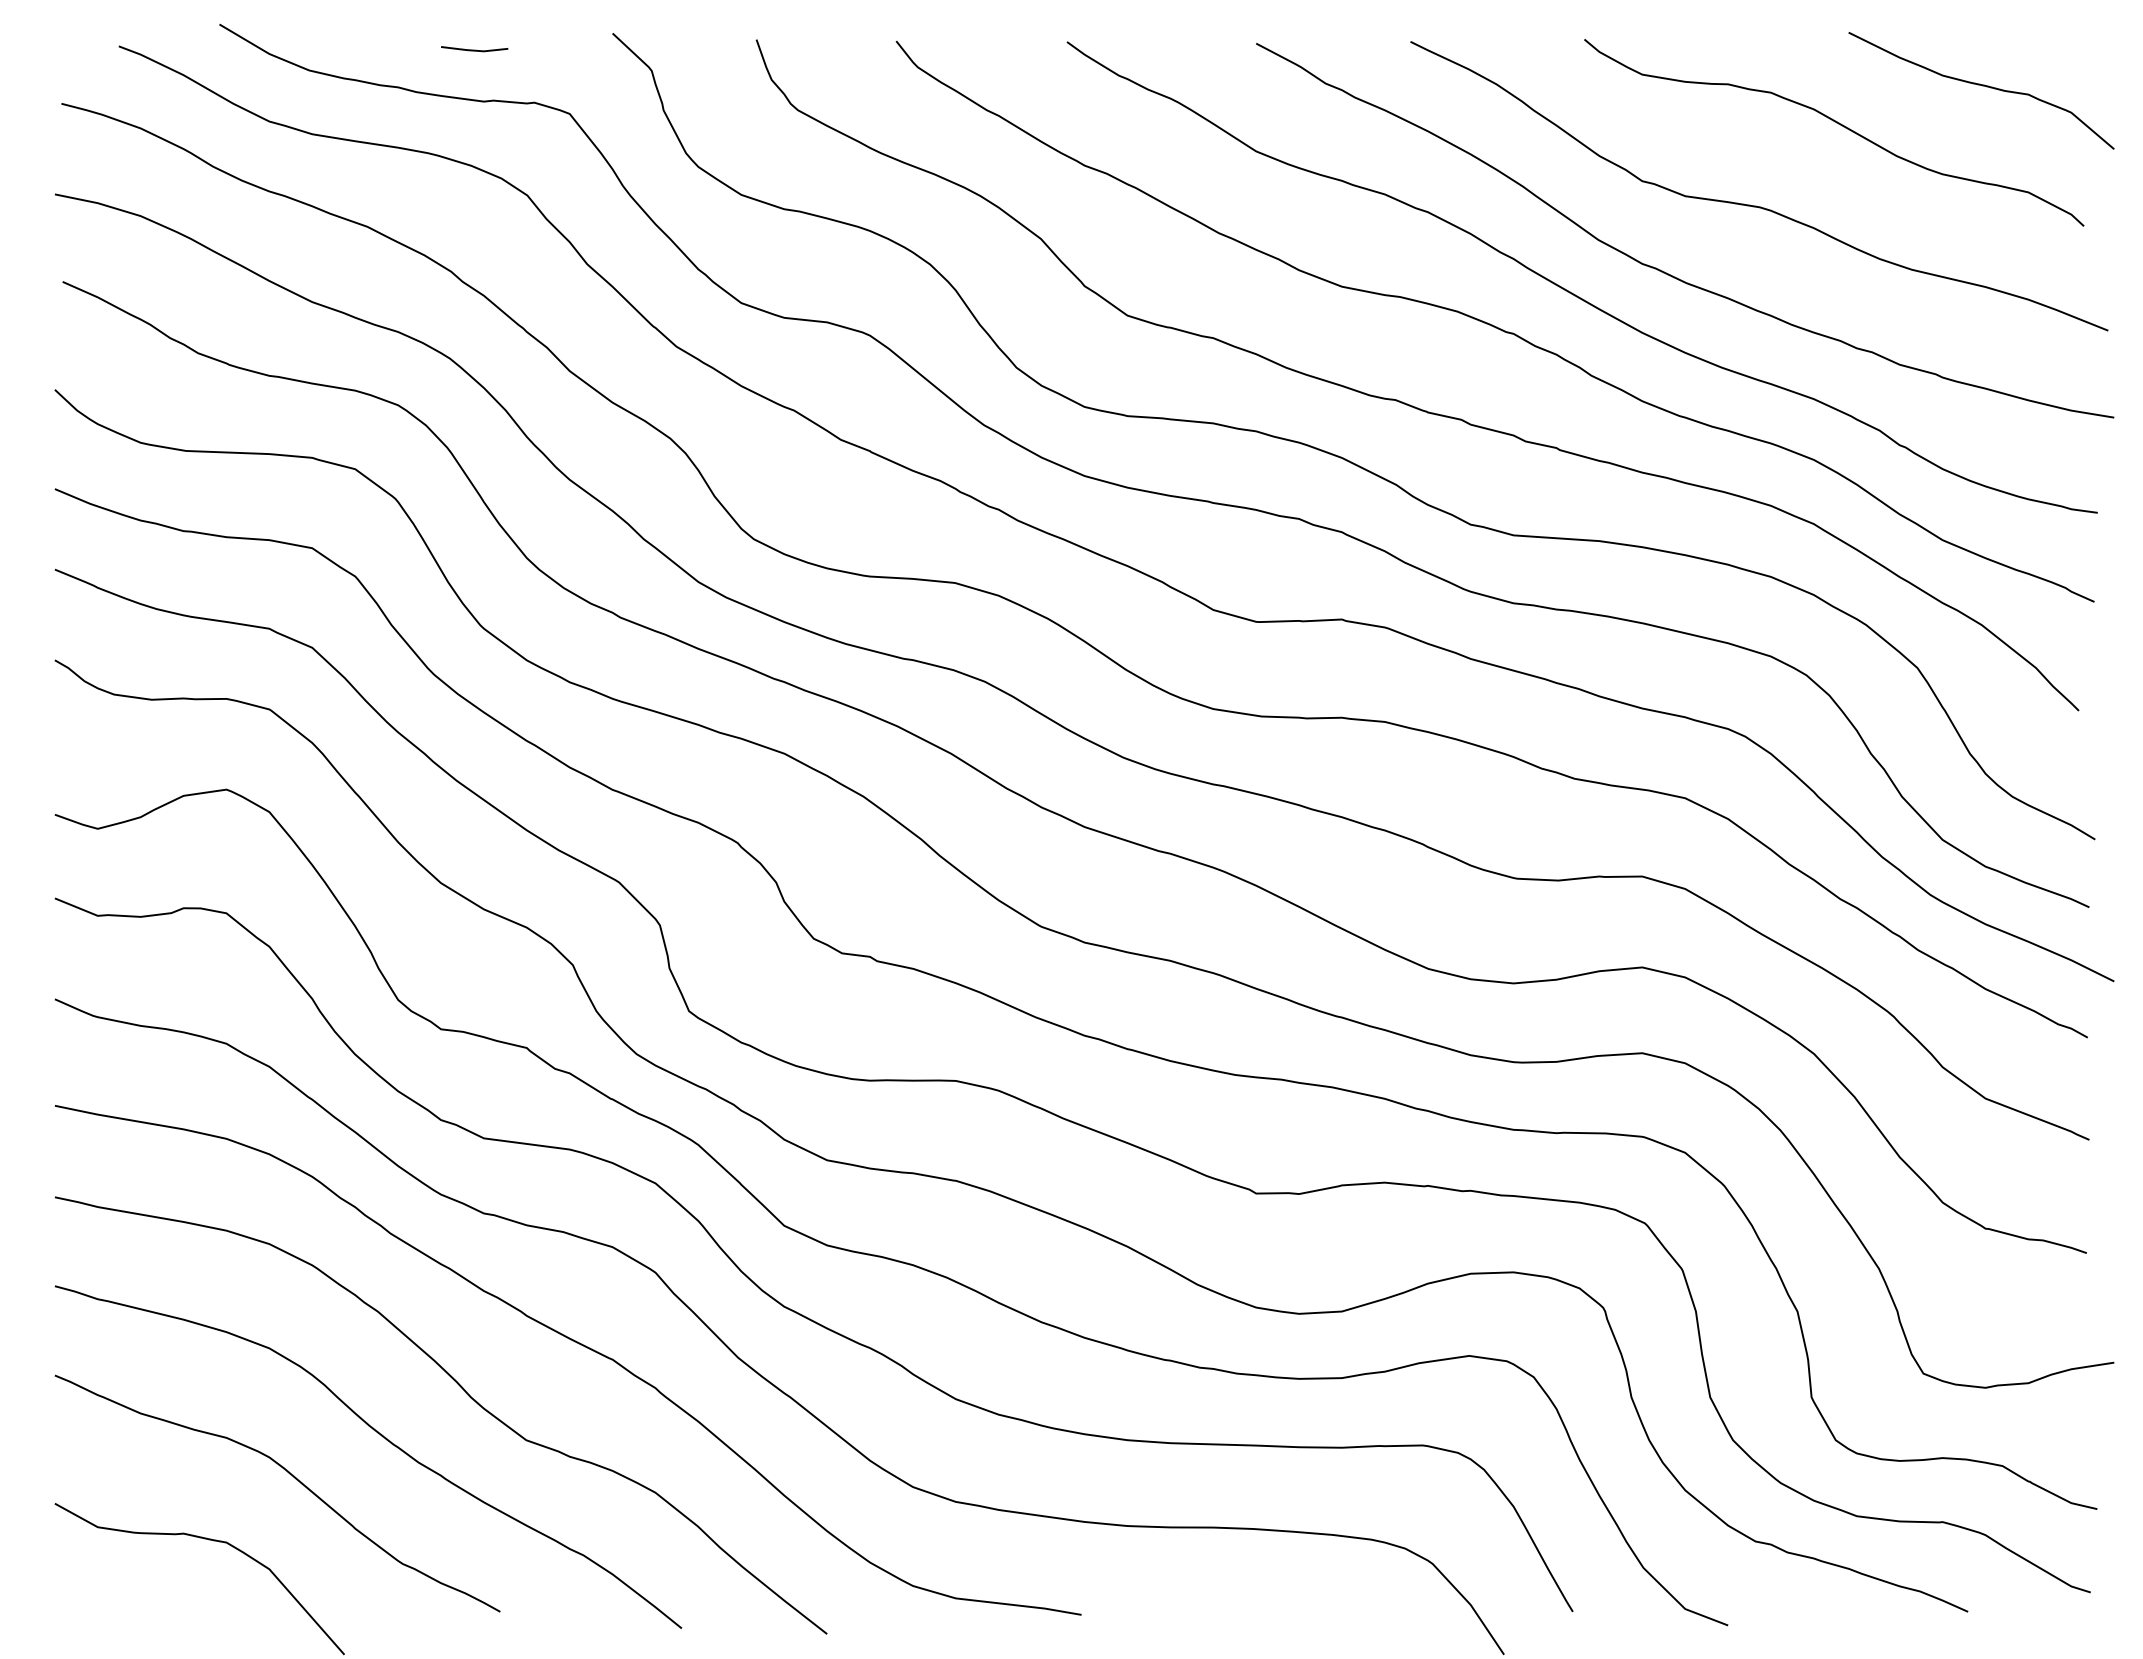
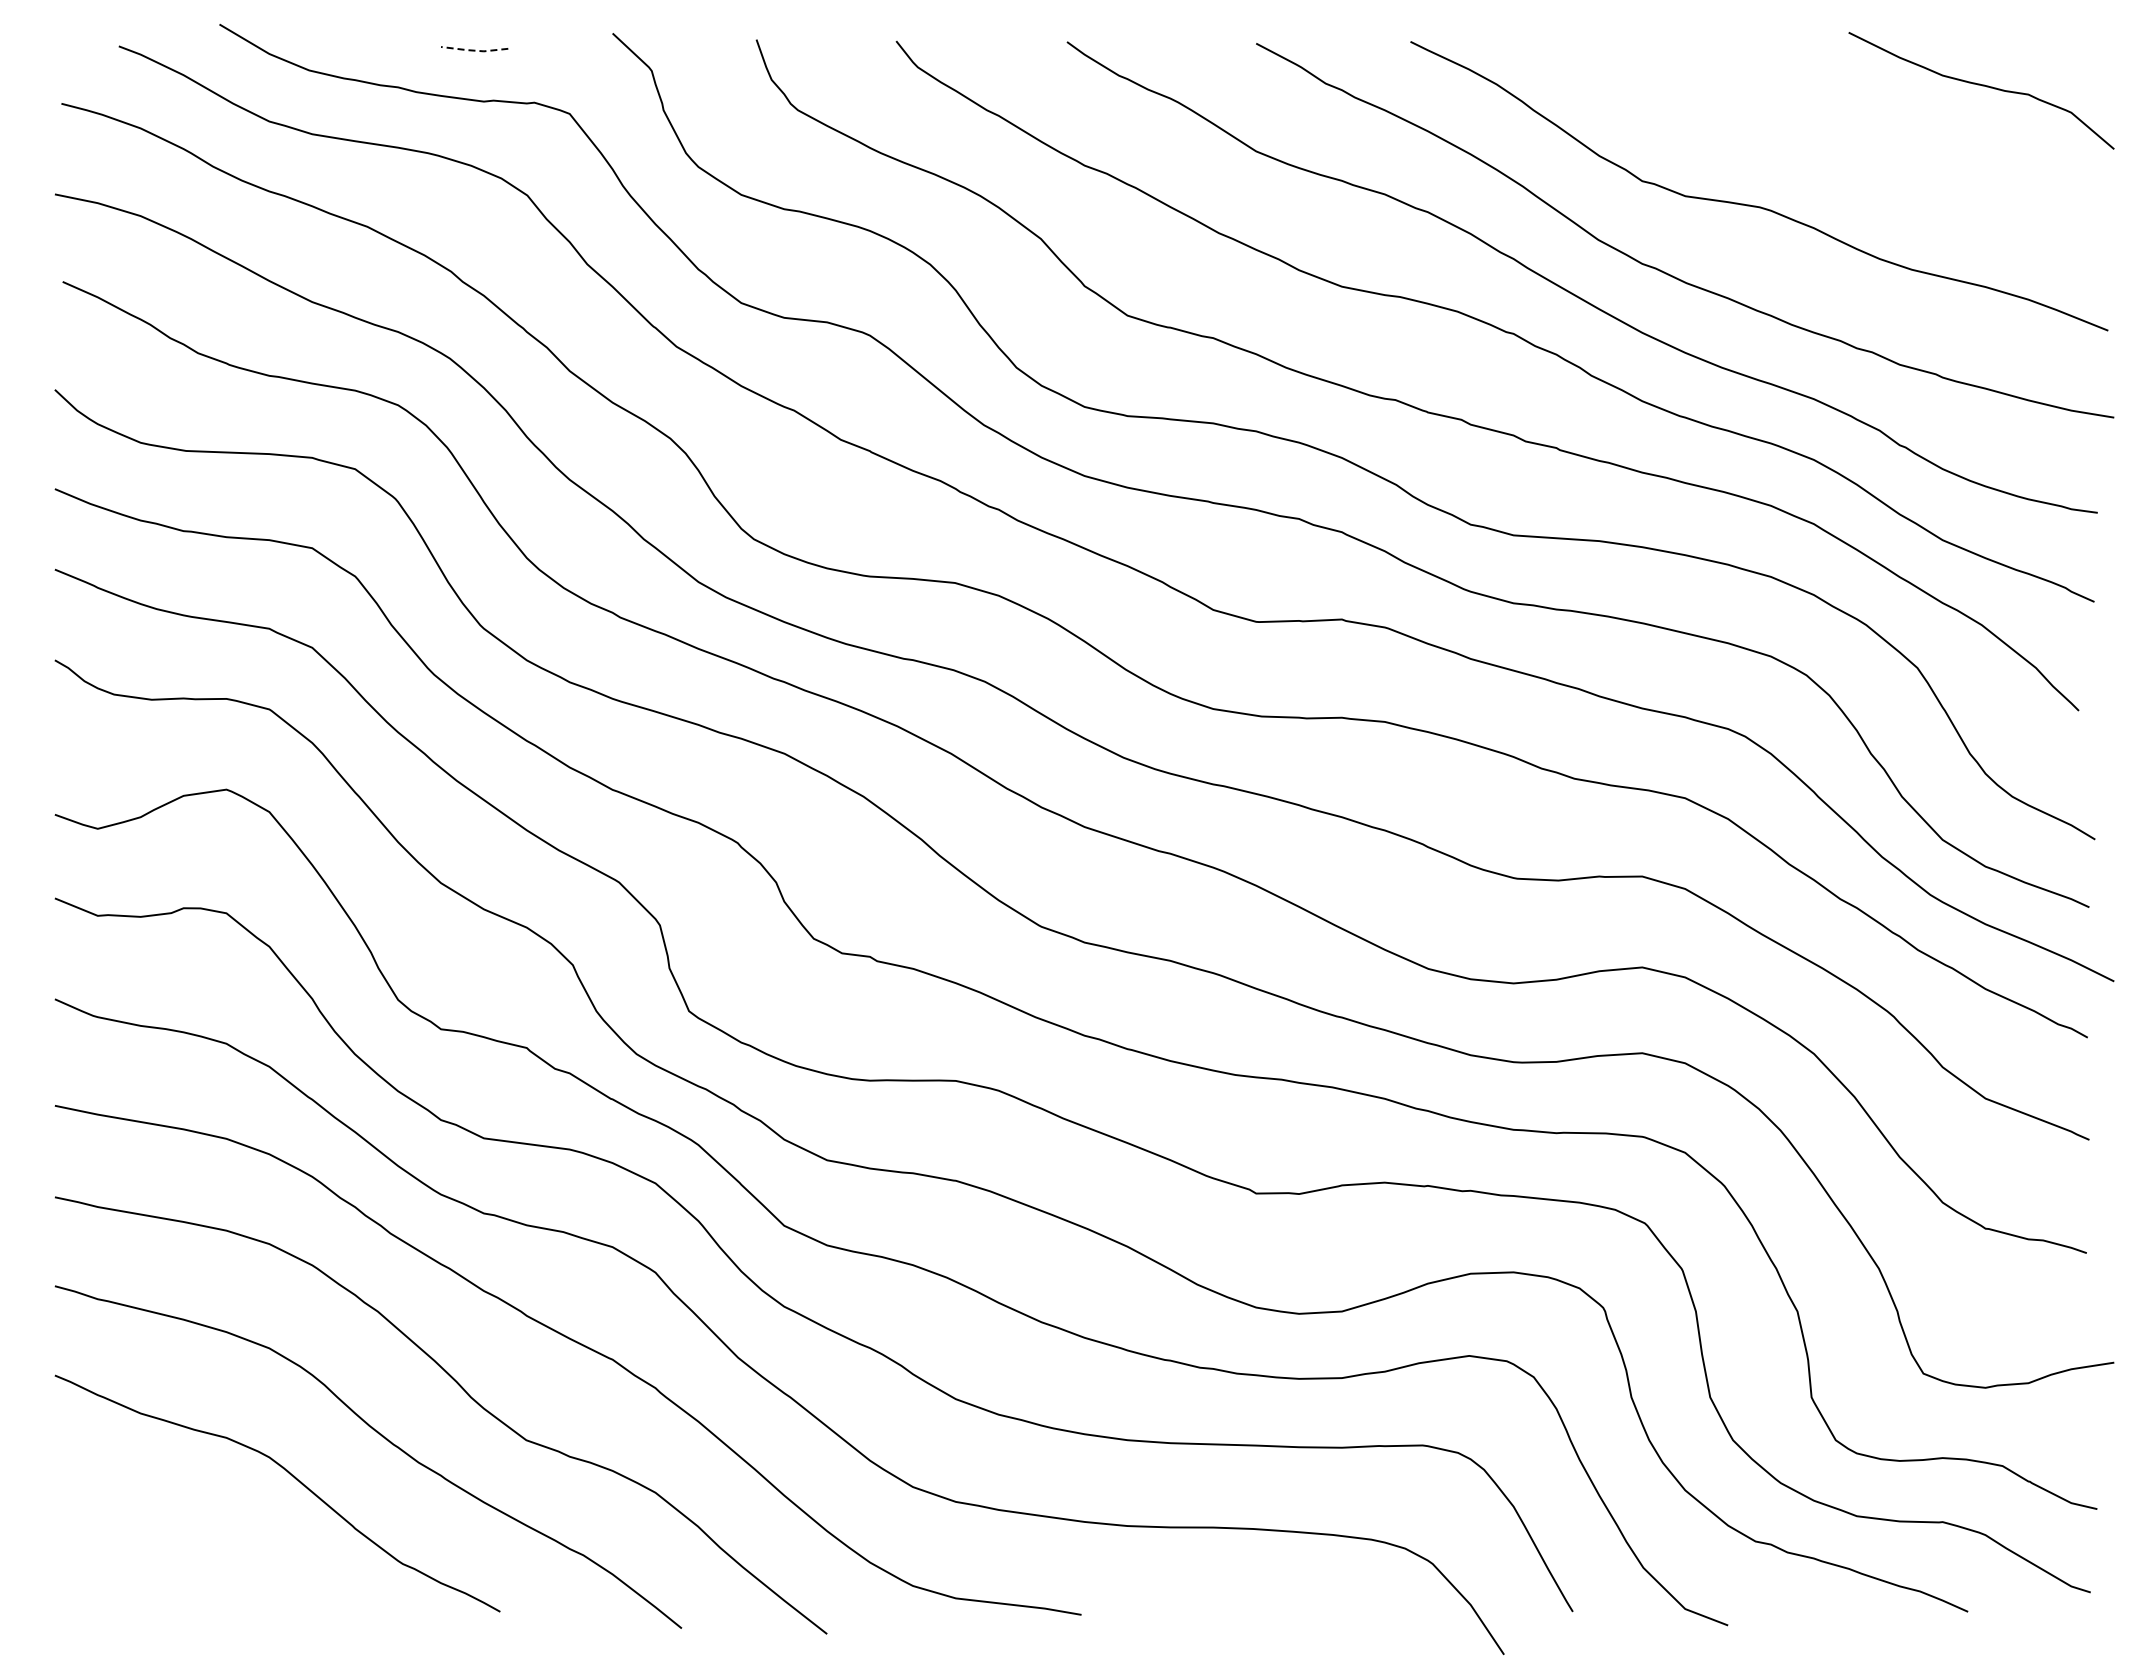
line: solid -> dashed (474, 50)
curve: present -> none (1838, 124)
curve: present -> none (209, 1540)
